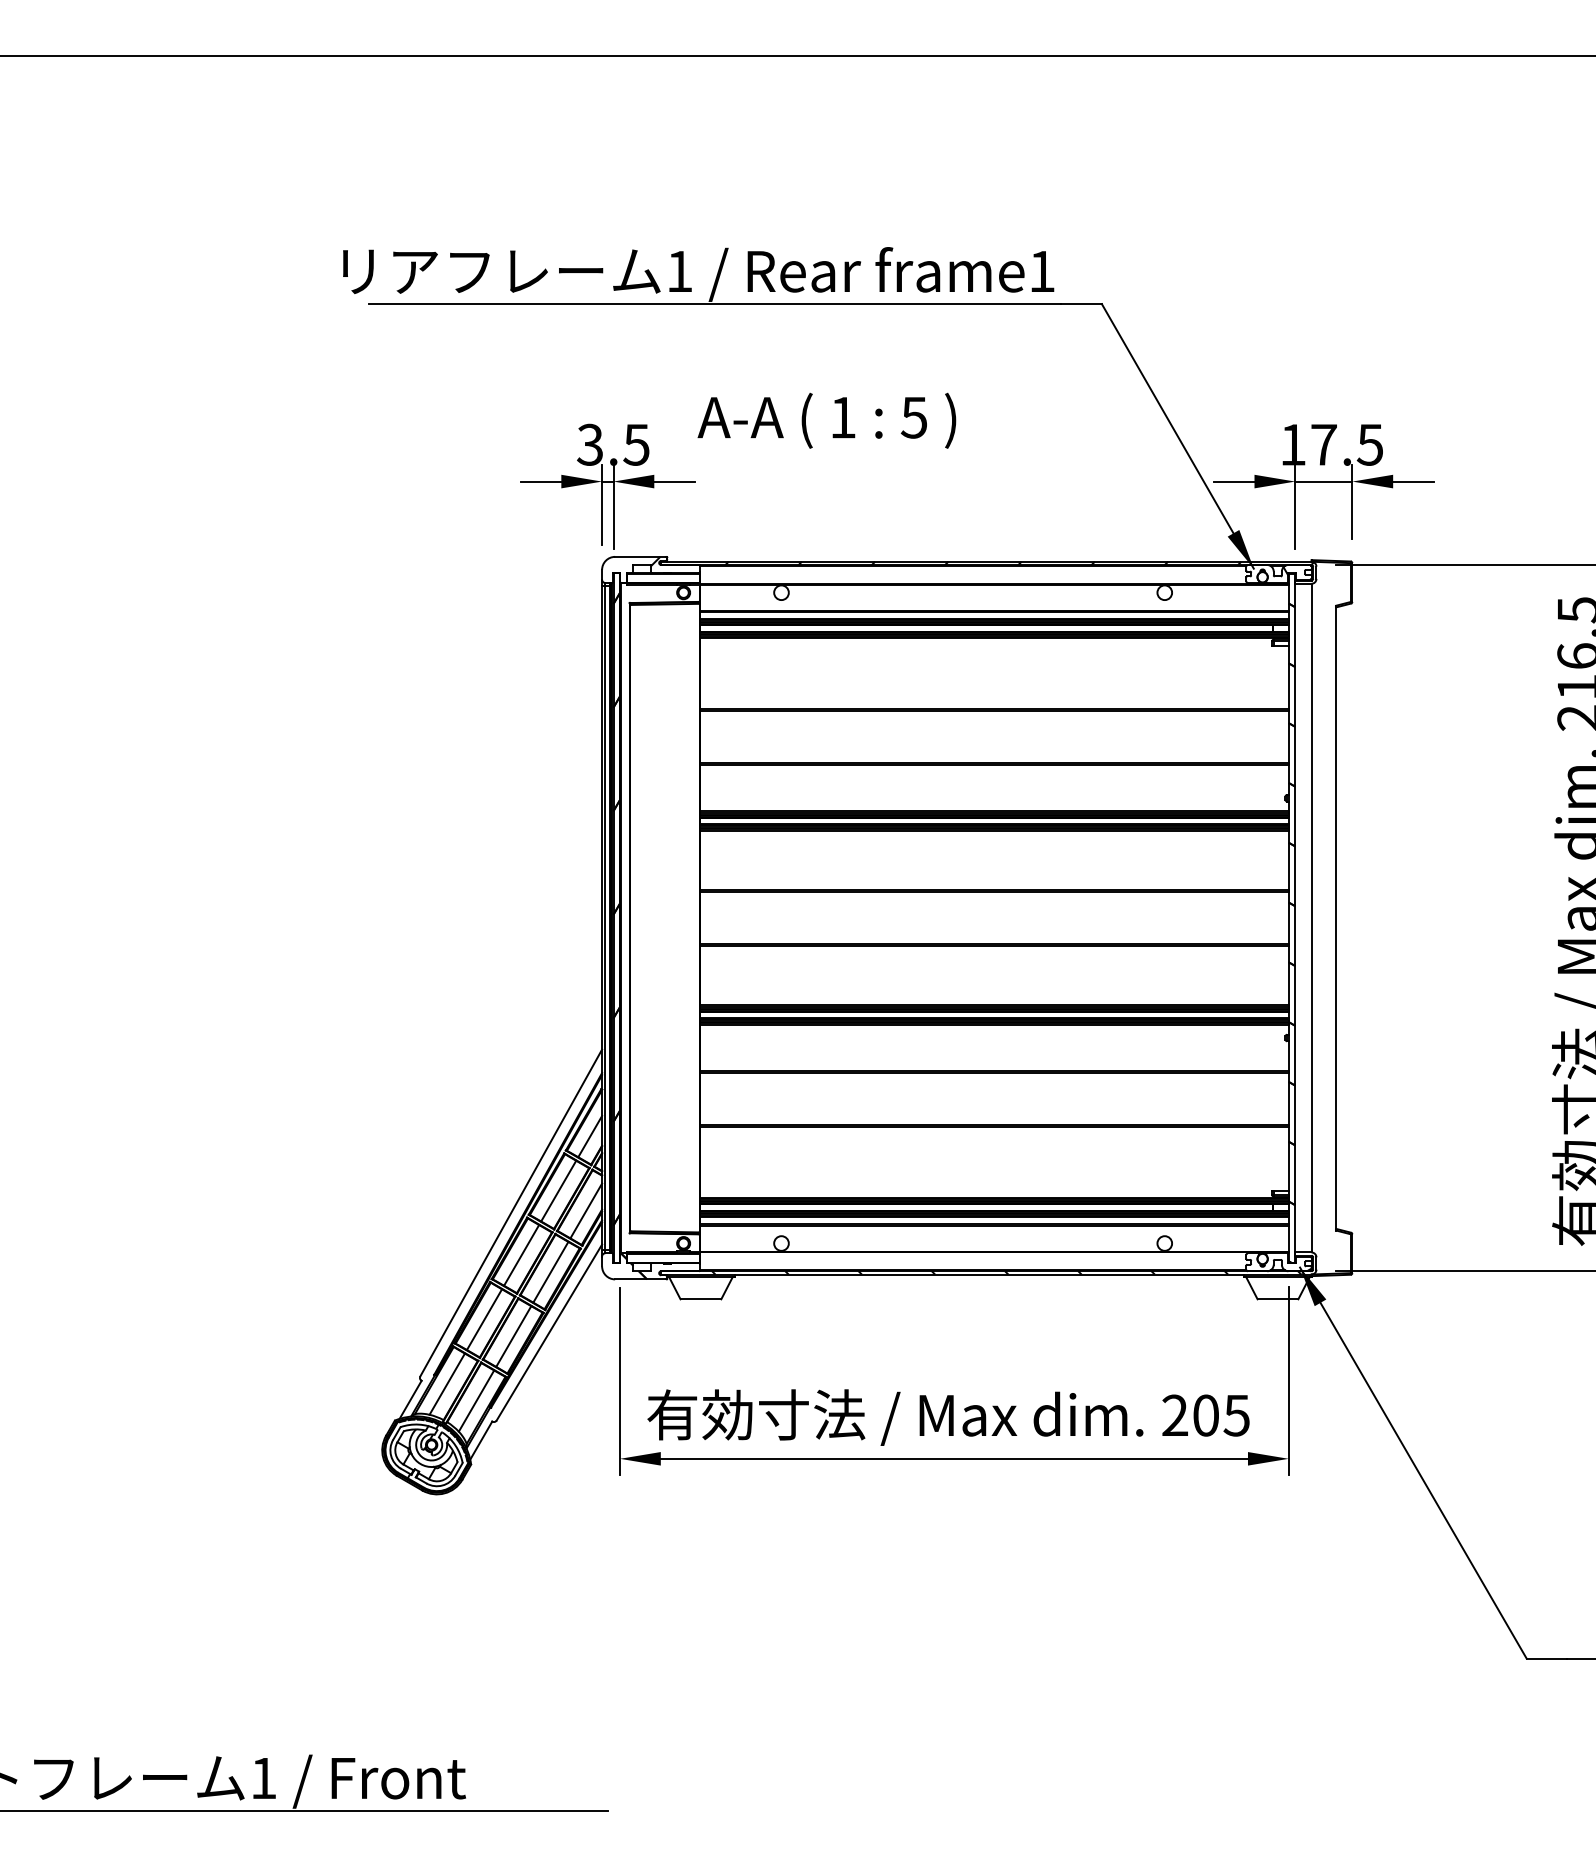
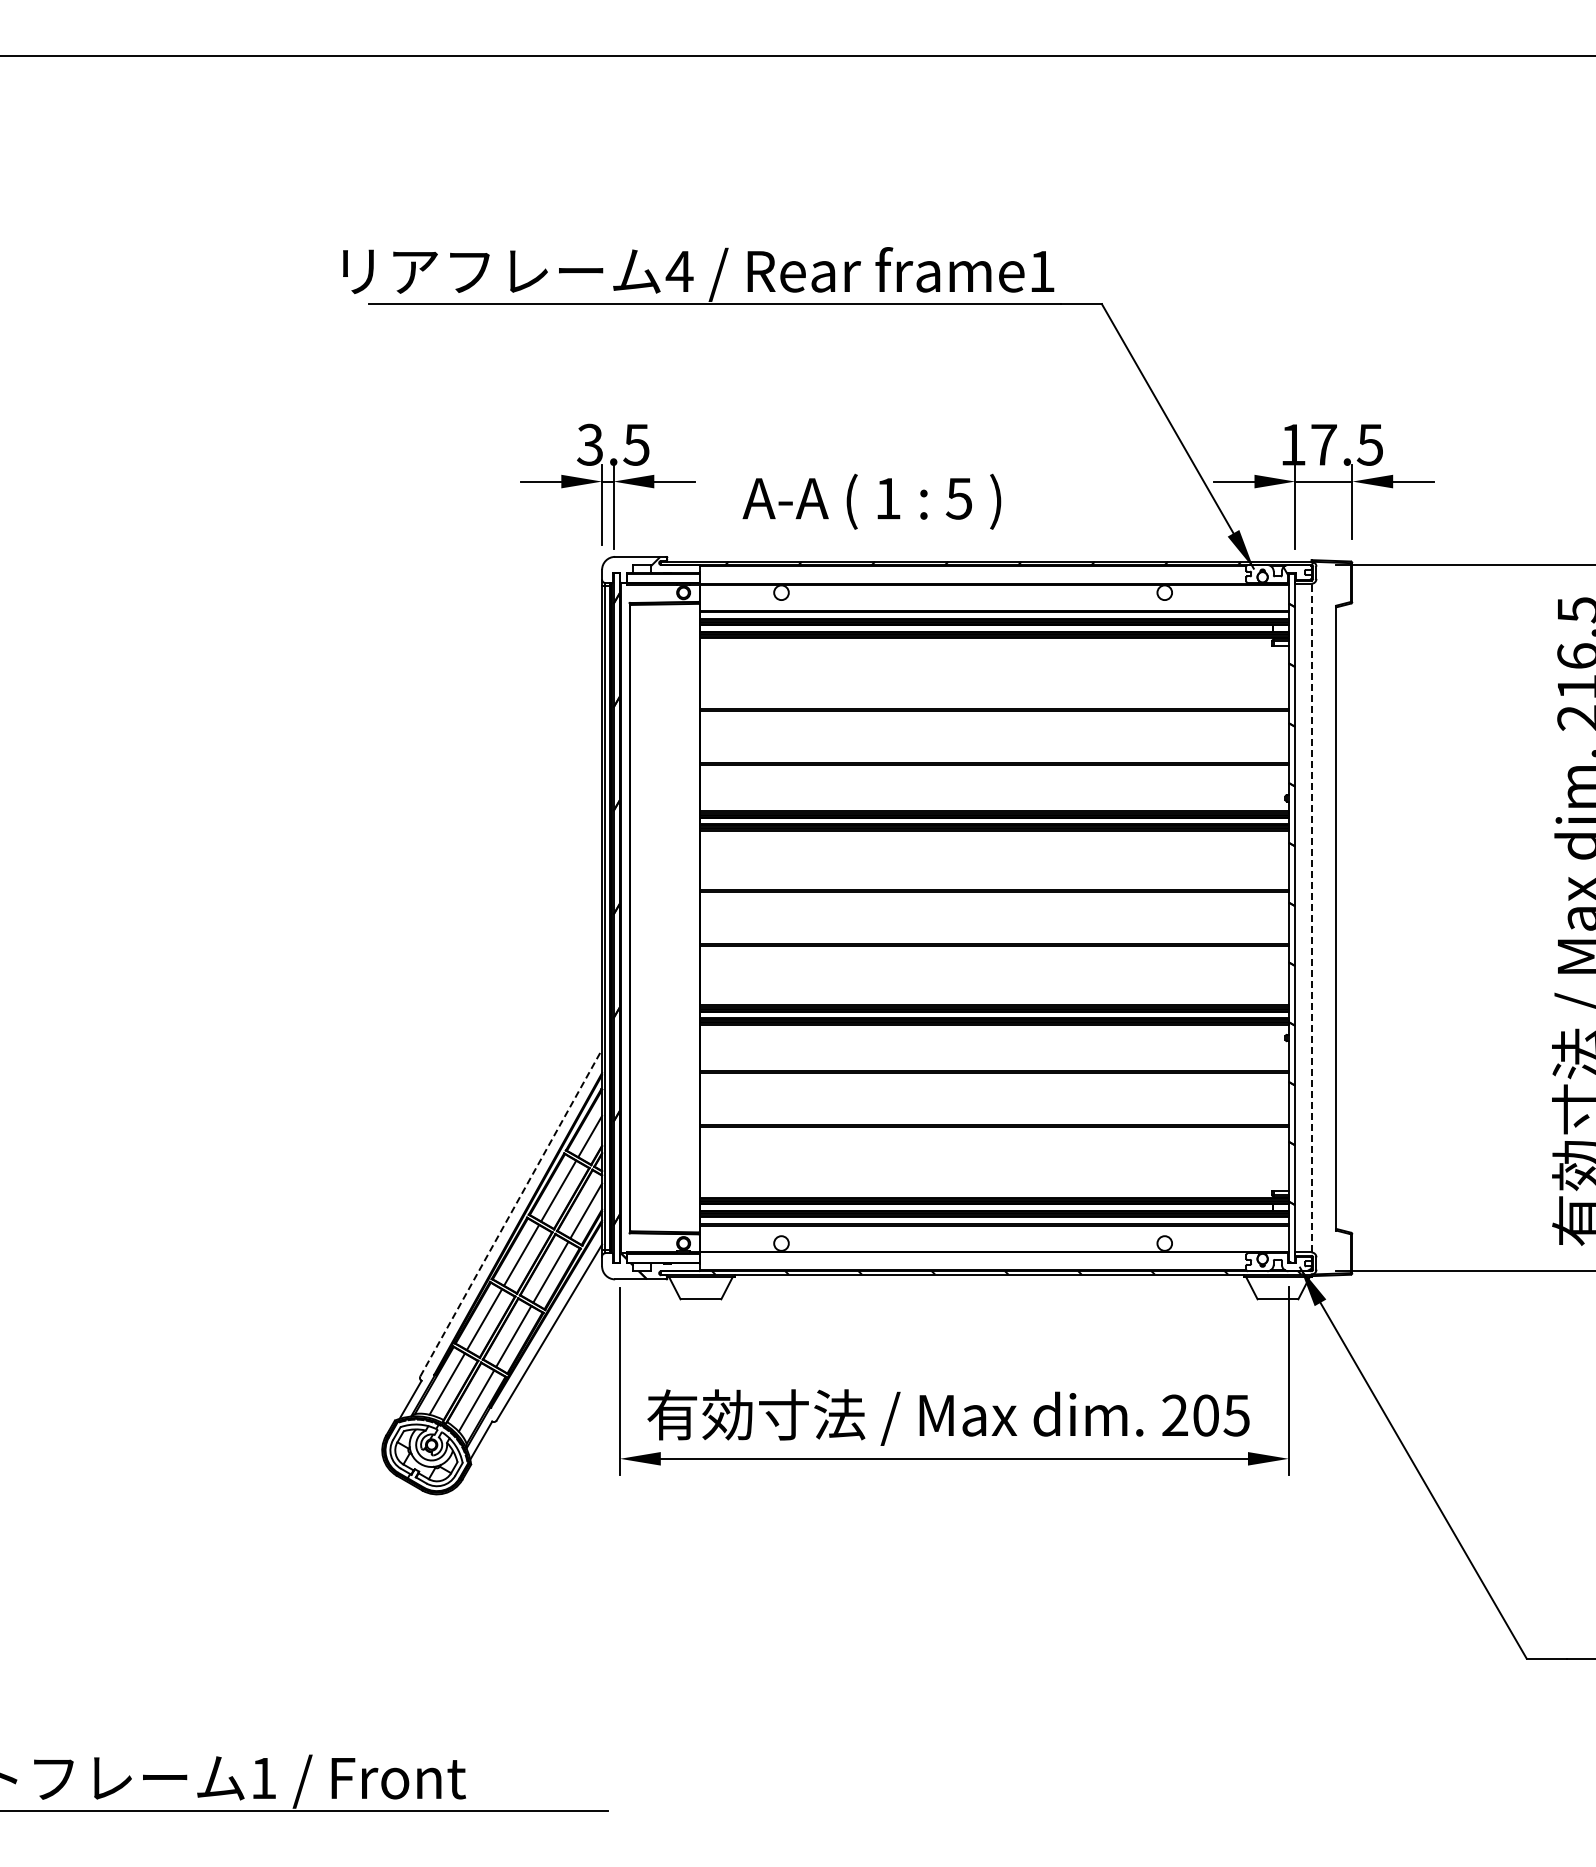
text: 1 -> 4 (679, 271)
text position: (826, 420) -> (871, 501) (871, 501)
line: solid -> dashed (1311, 917)
line: solid -> dashed (511, 1212)
